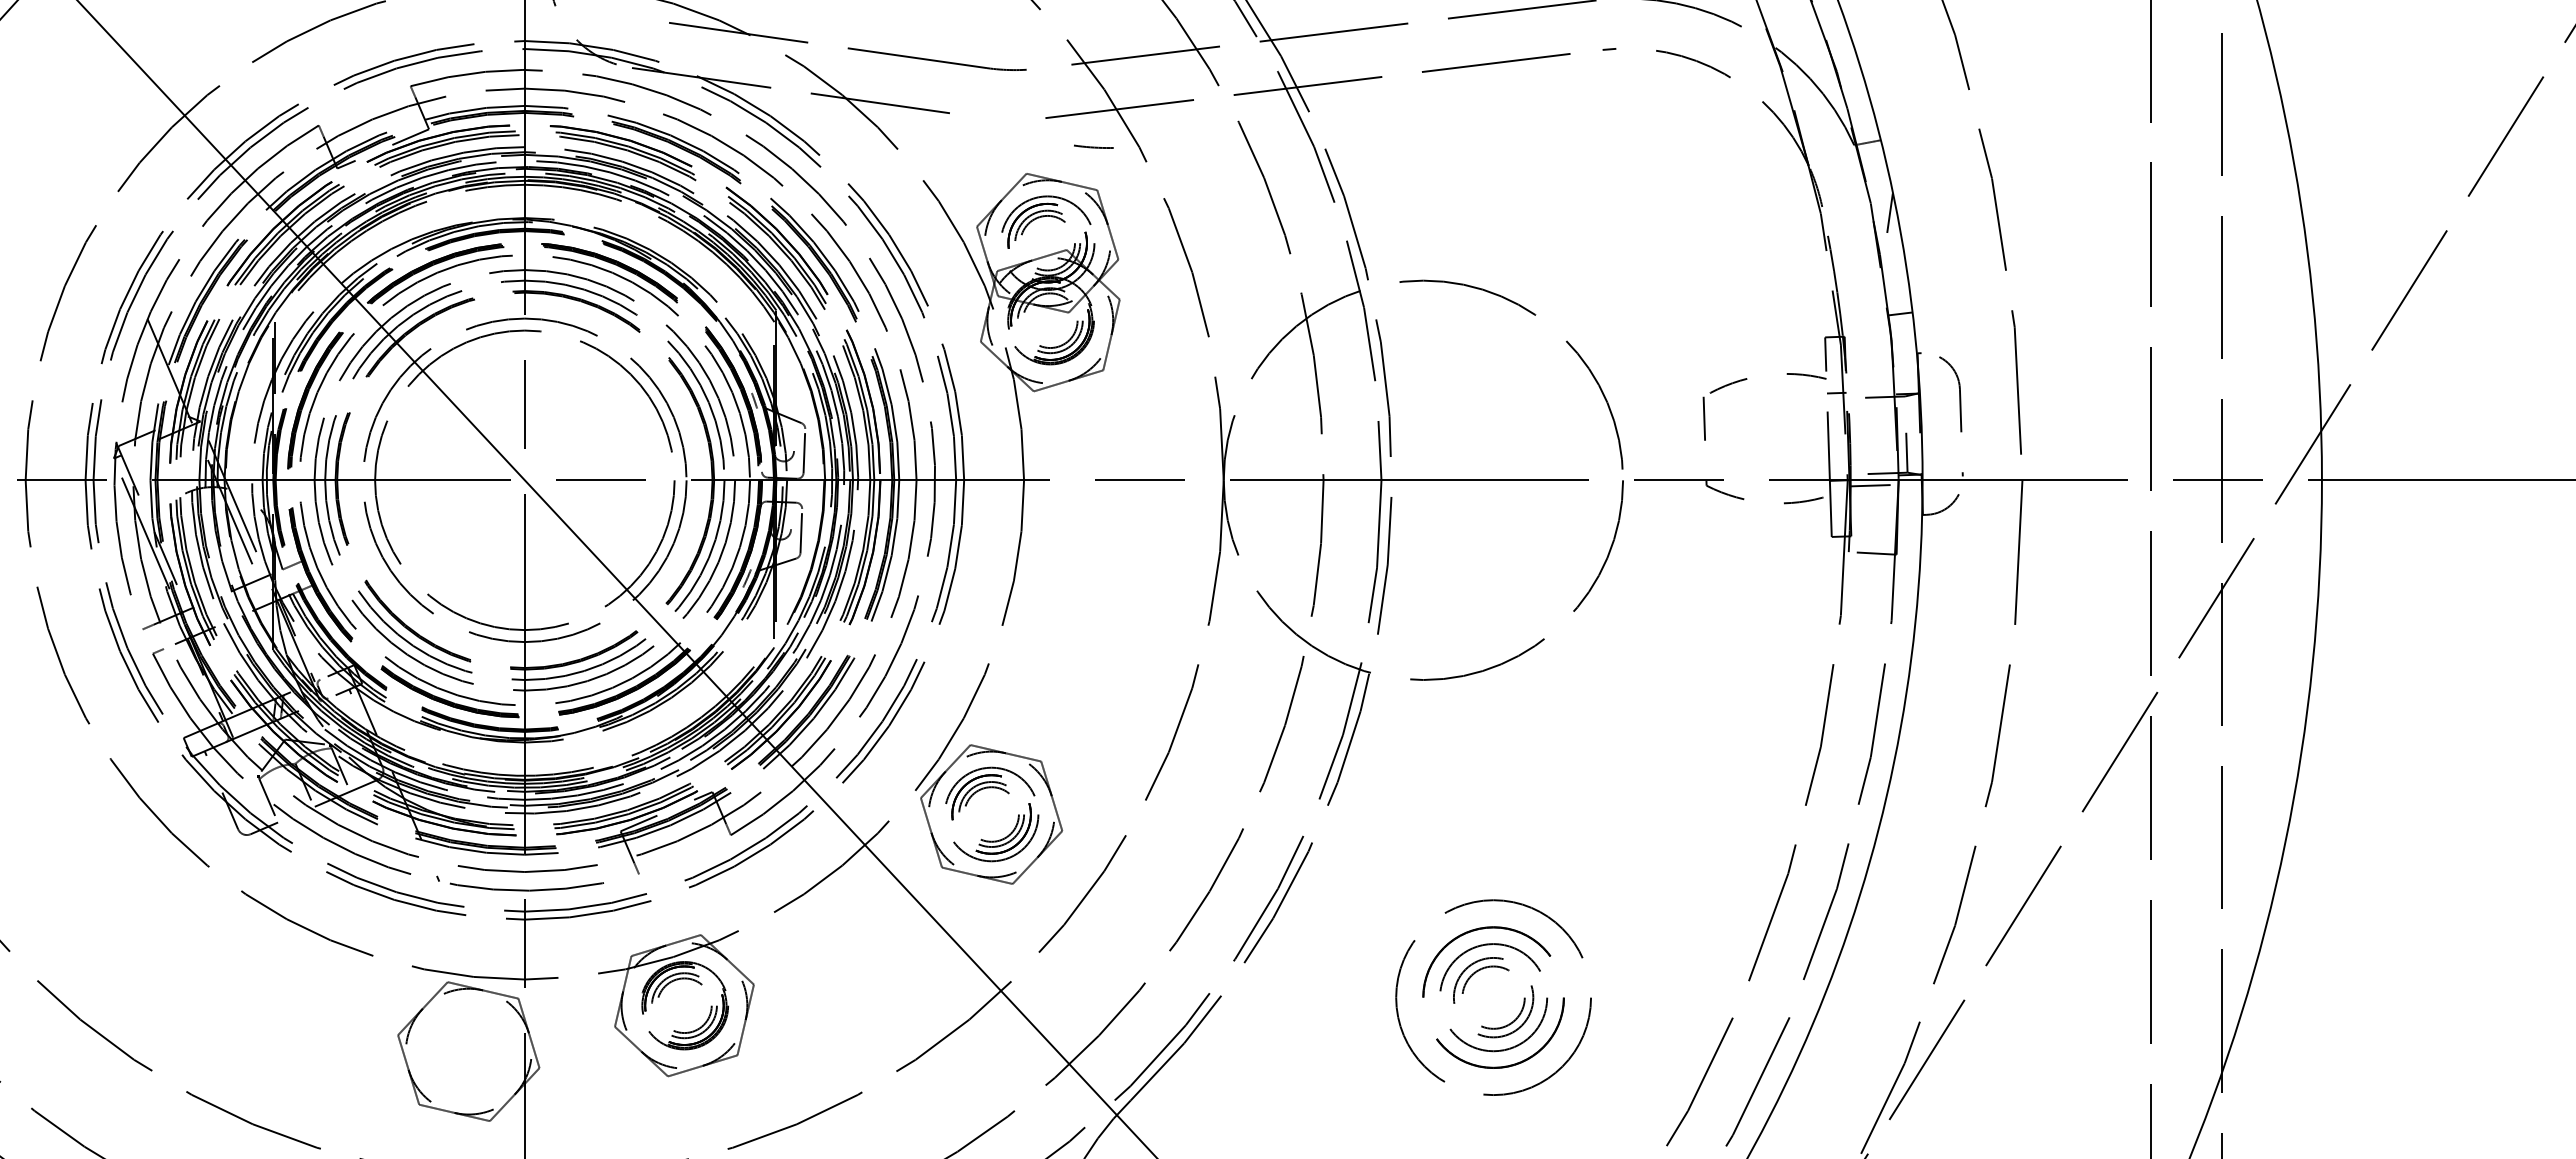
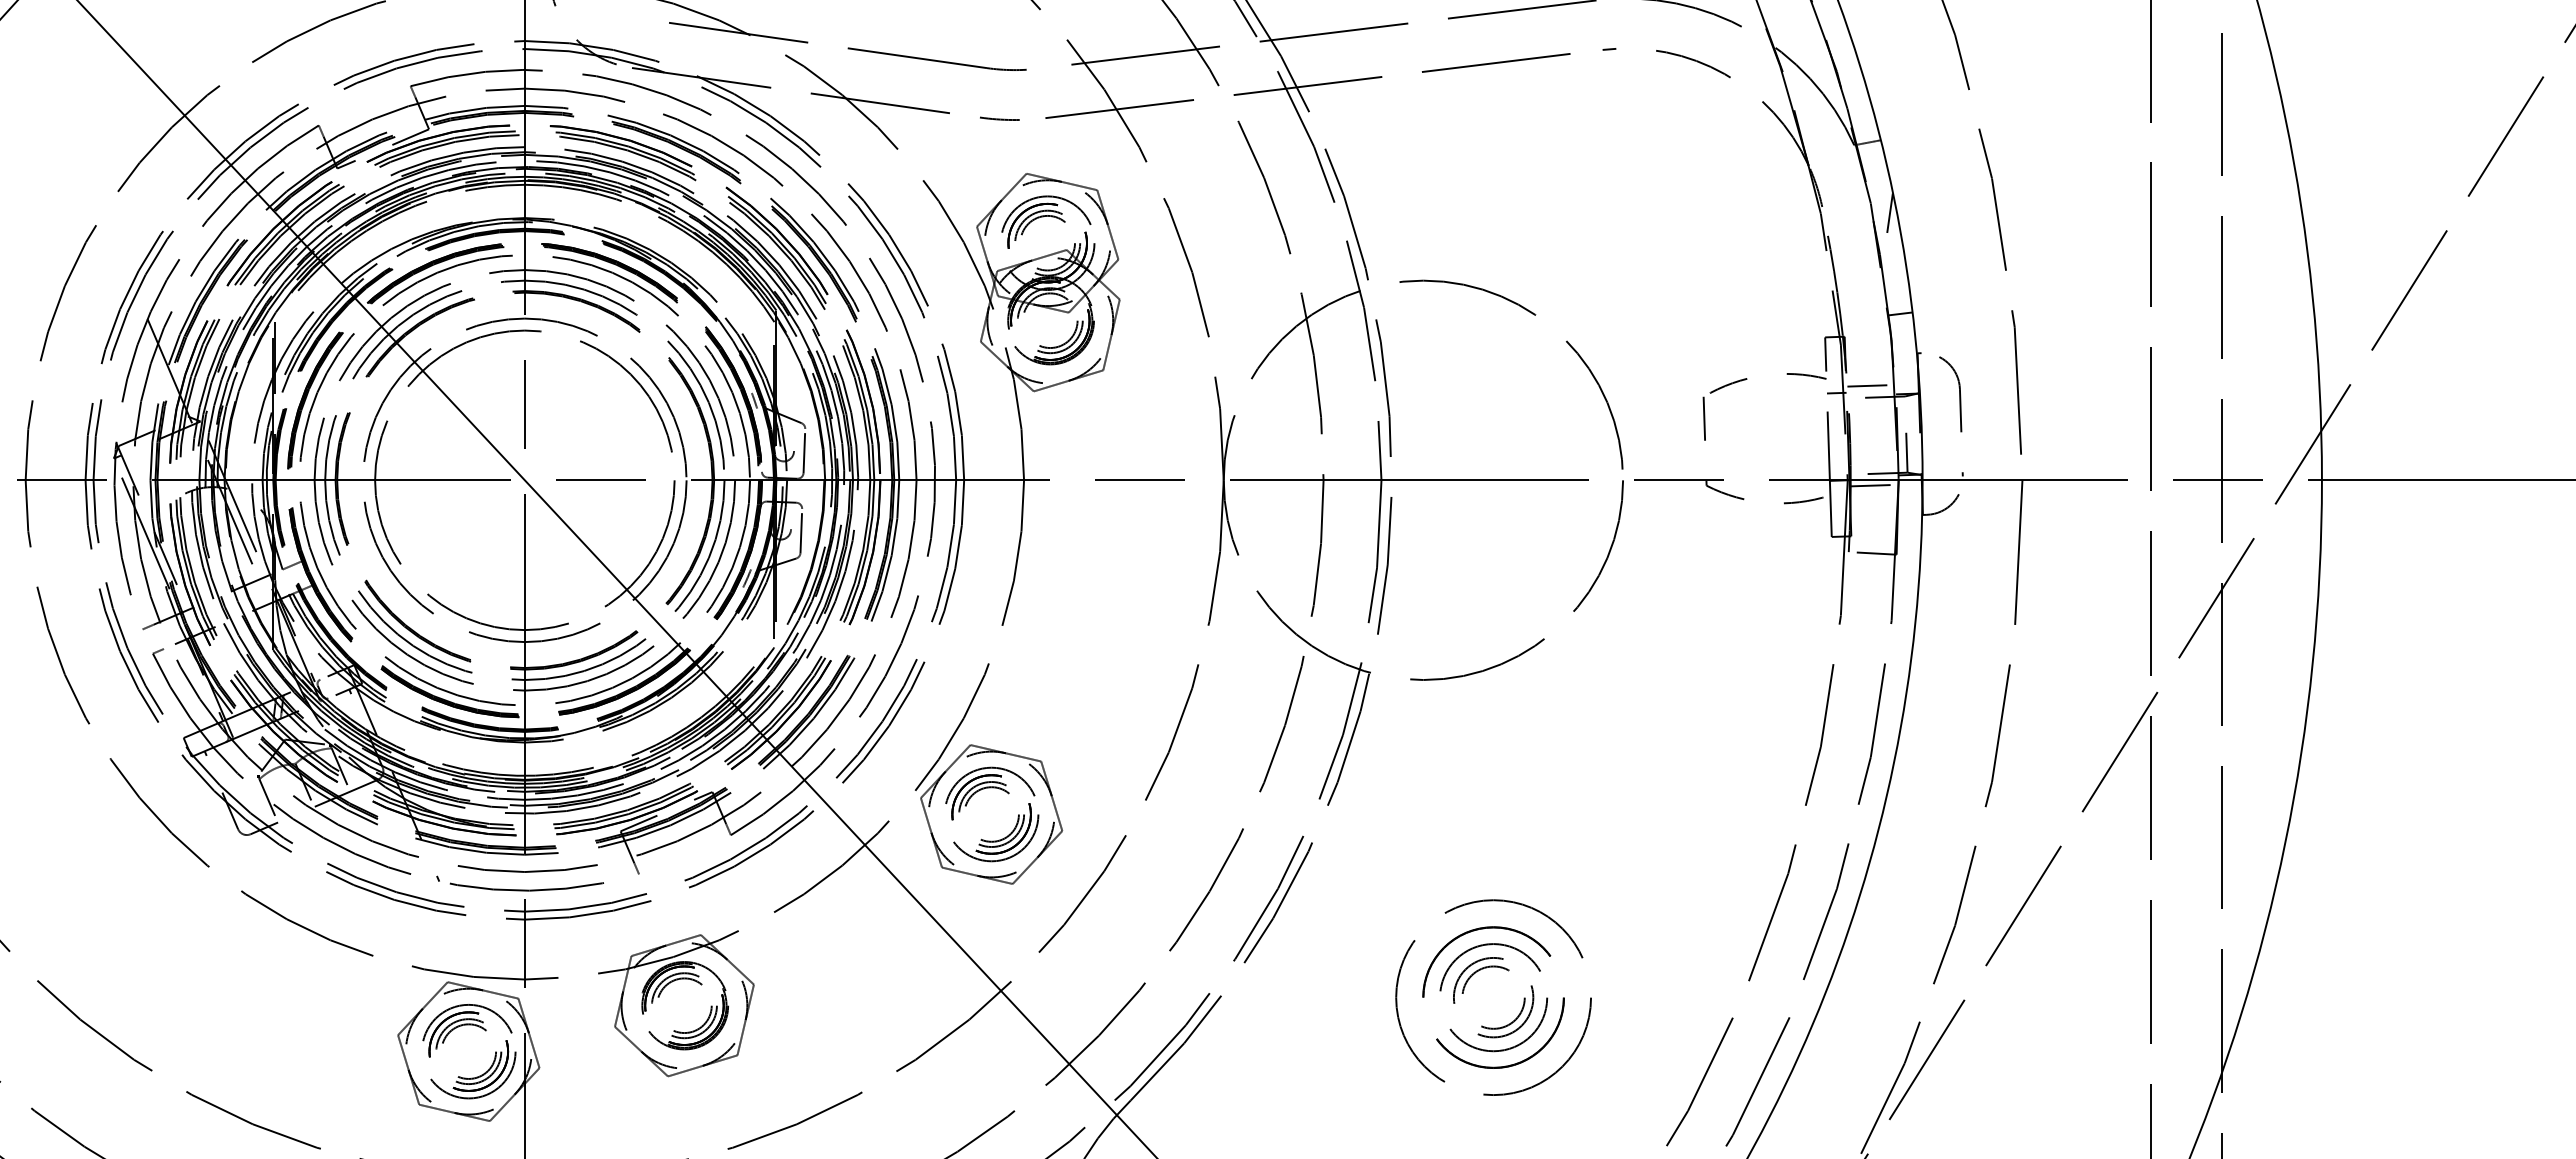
arc position: (1093, 146) -> (999, 118) (999, 118)
line: none -> present (1871, 385)
part: none -> present (494, 1055)
